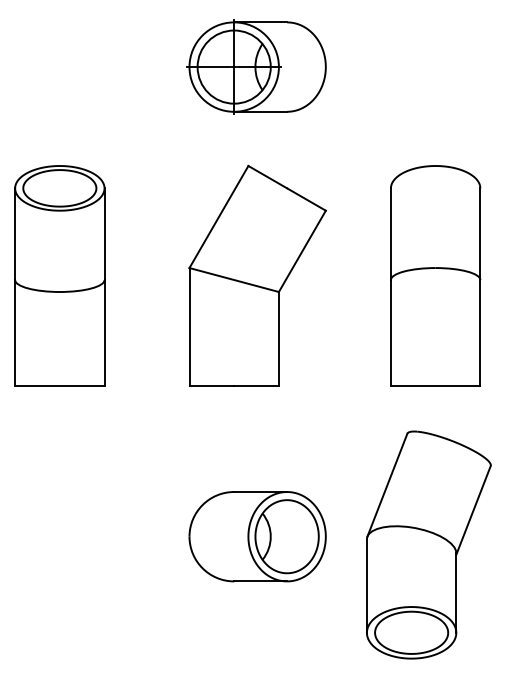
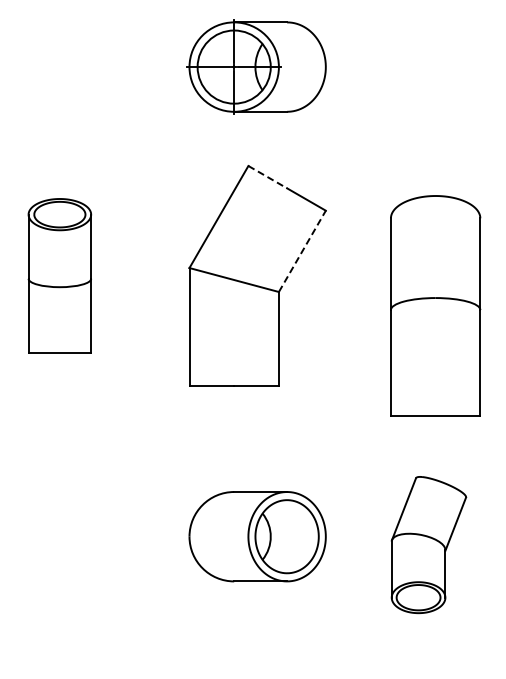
line: solid -> dashed (268, 177)
line: solid -> dashed (302, 251)
part size: 92x222 px -> 66x156 px (59, 275)
part position: (435, 275) -> (435, 305) (435, 305)
part size: 126x230 px -> 78x139 px (428, 545)
